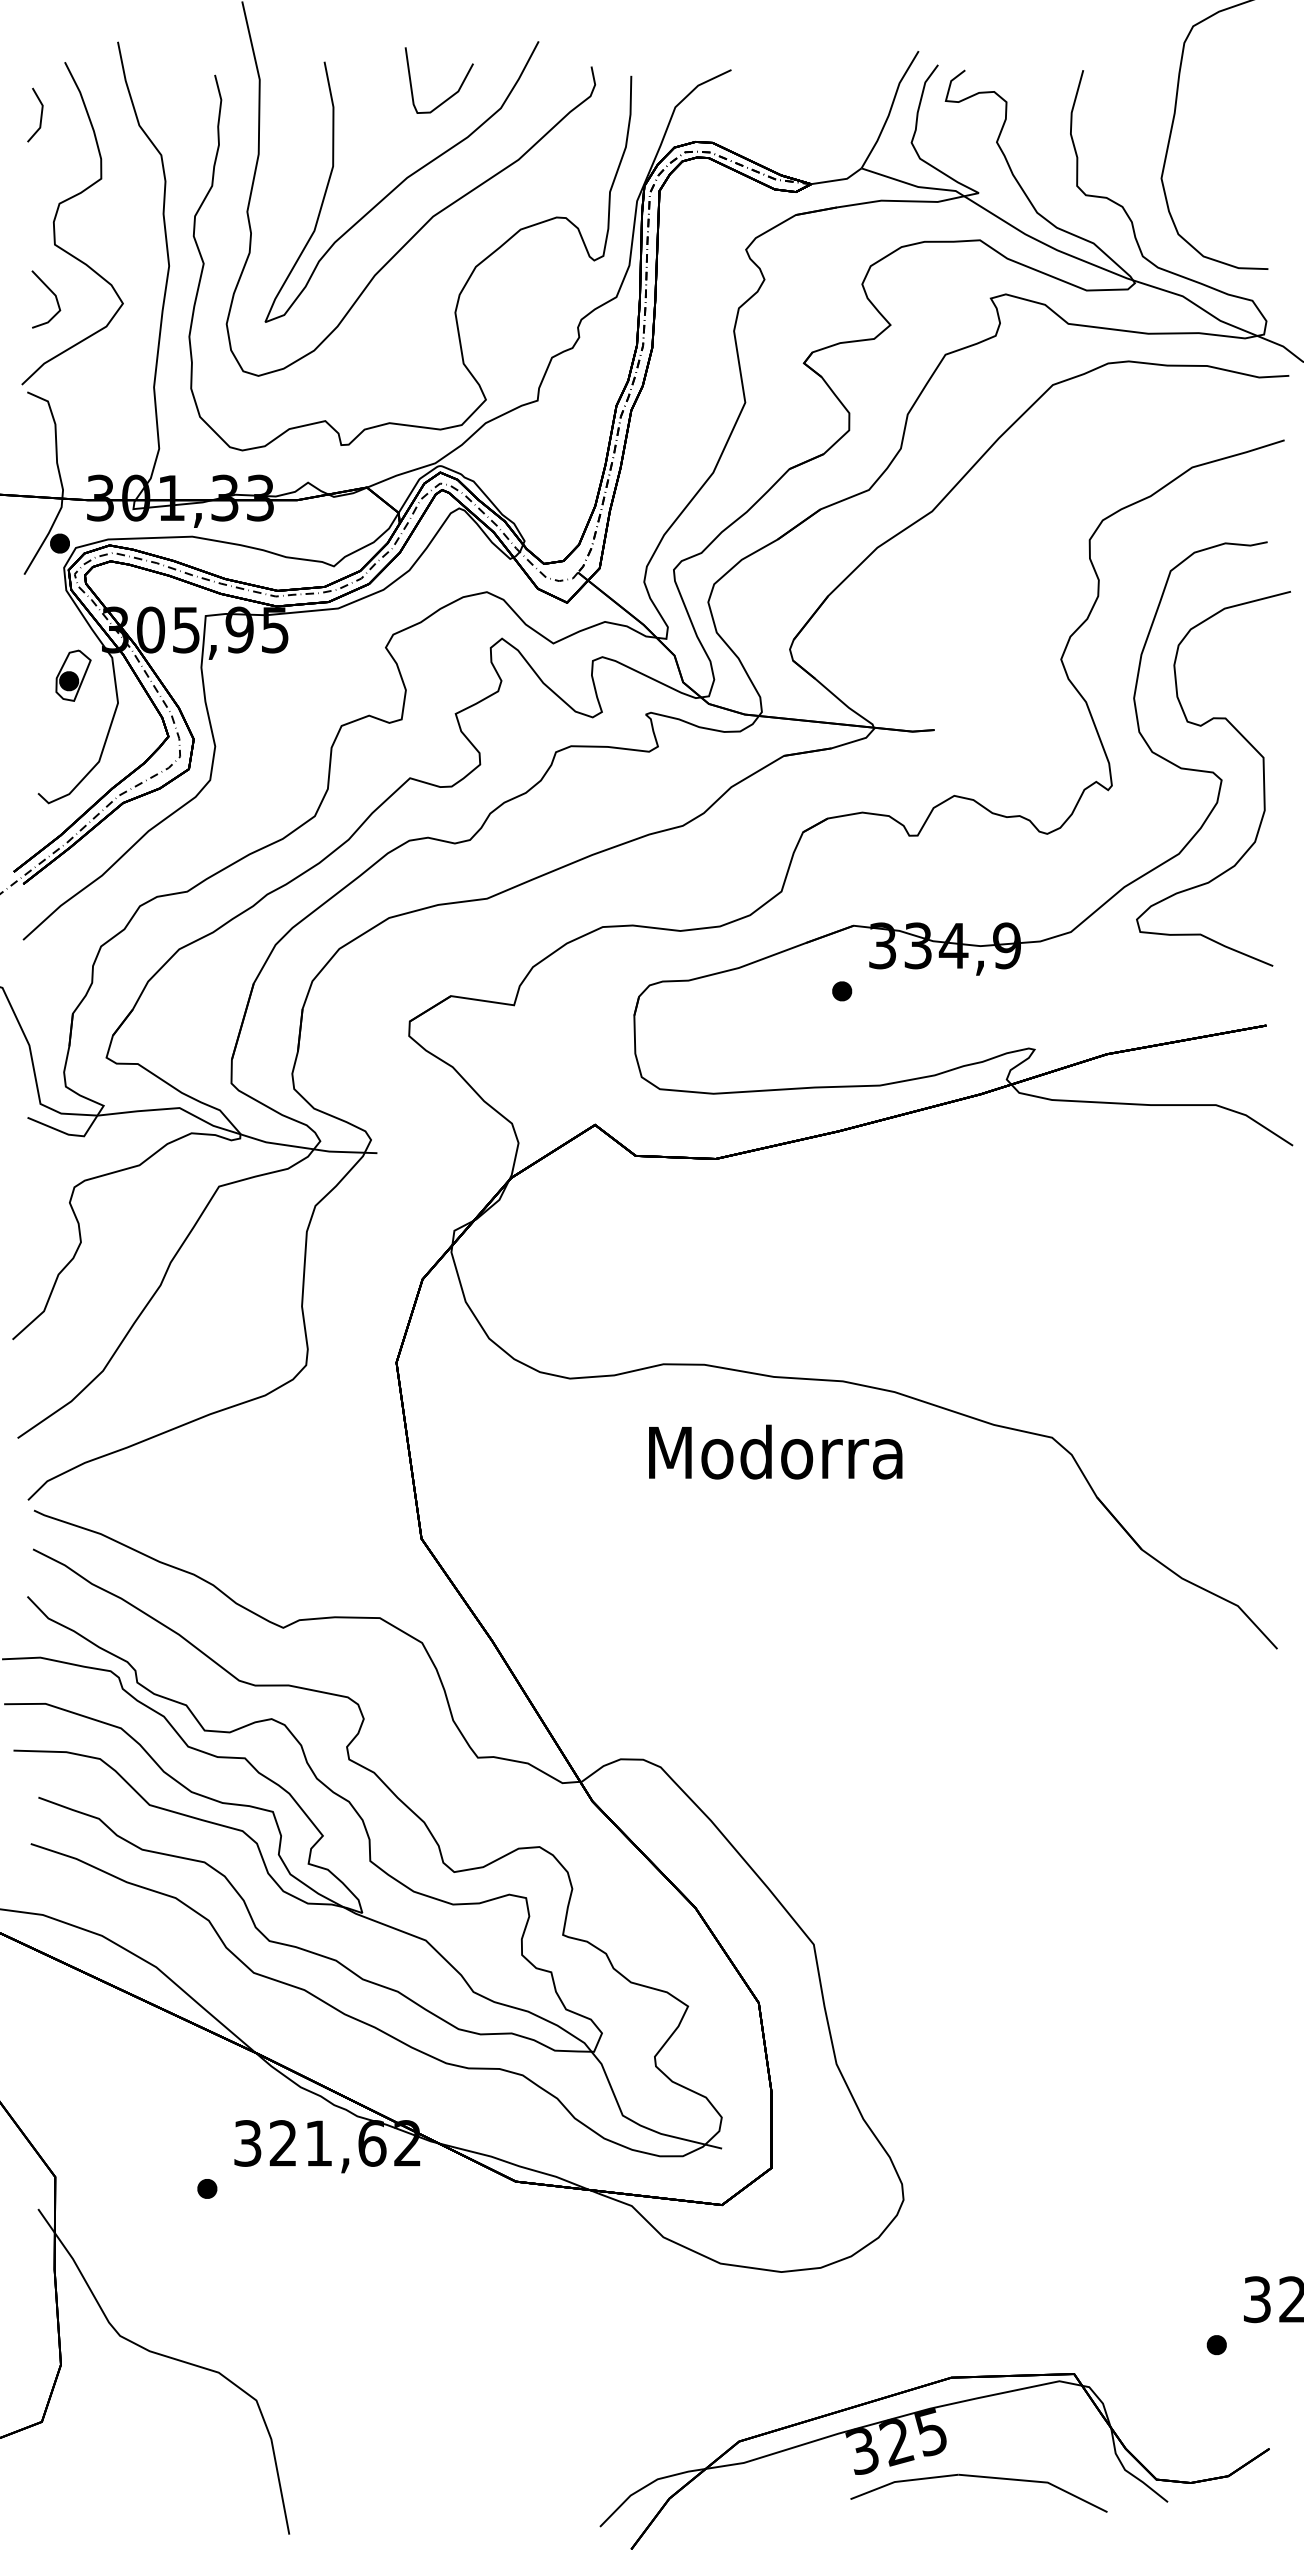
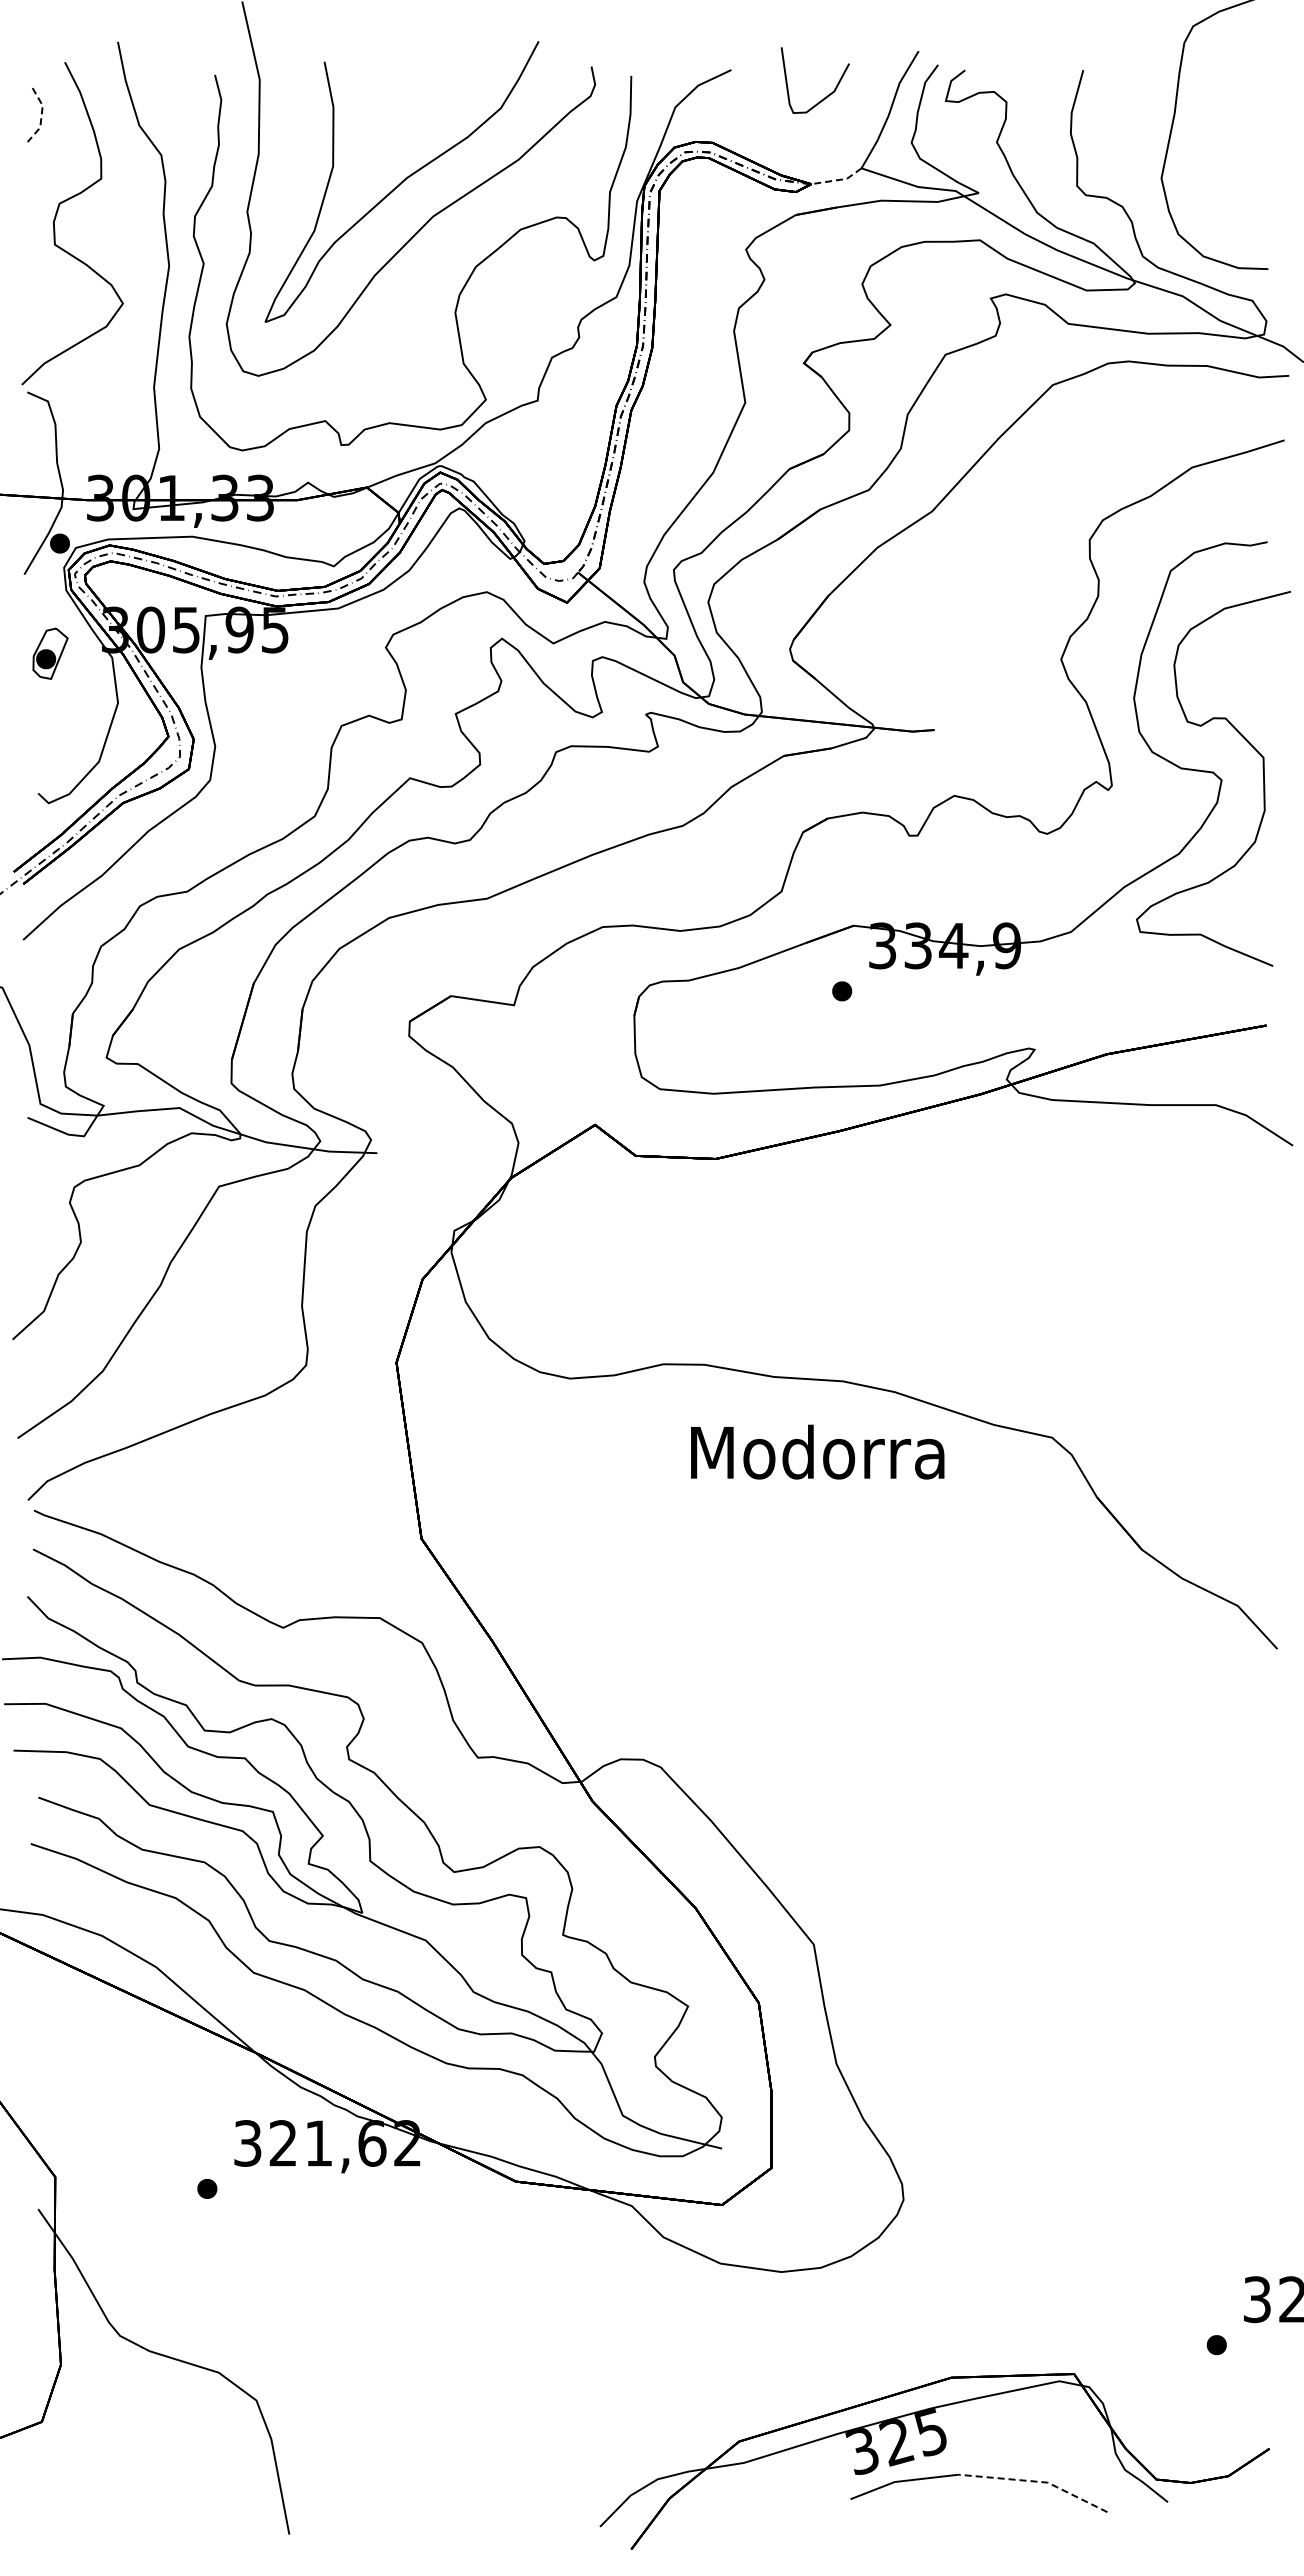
curve position: (449, 96) -> (825, 96) (825, 96)
line: solid -> dashed (41, 116)
line: solid -> dashed (838, 180)
line: present -> none (52, 293)
part position: (73, 675) -> (50, 653) (50, 653)
text position: (775, 1451) -> (817, 1451) (817, 1451)
line: solid -> dashed (1036, 2481)
